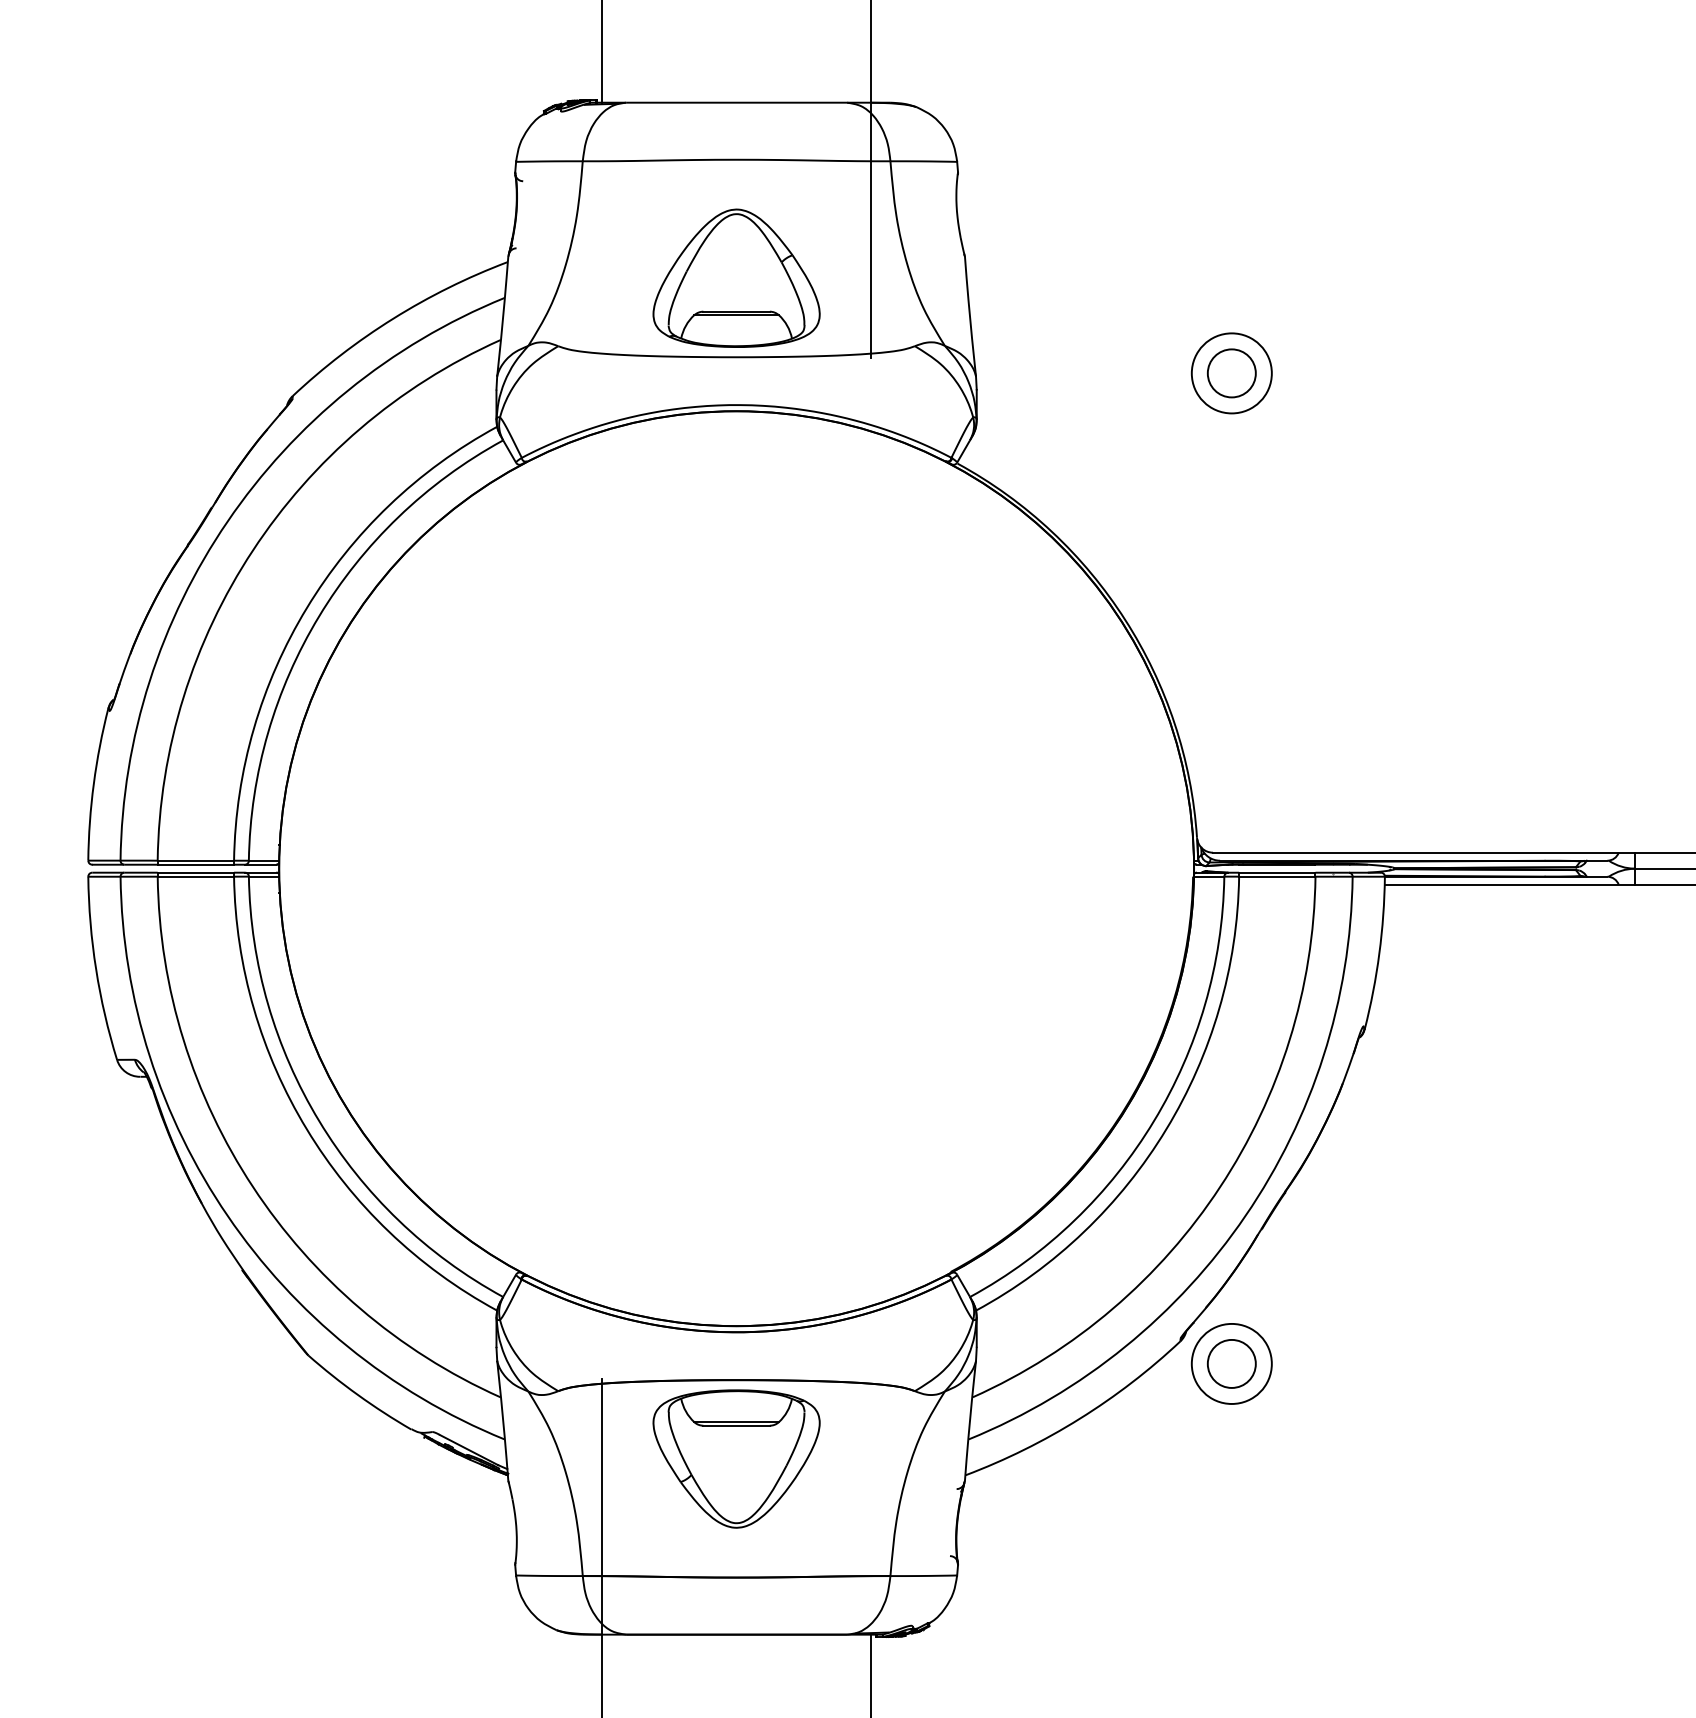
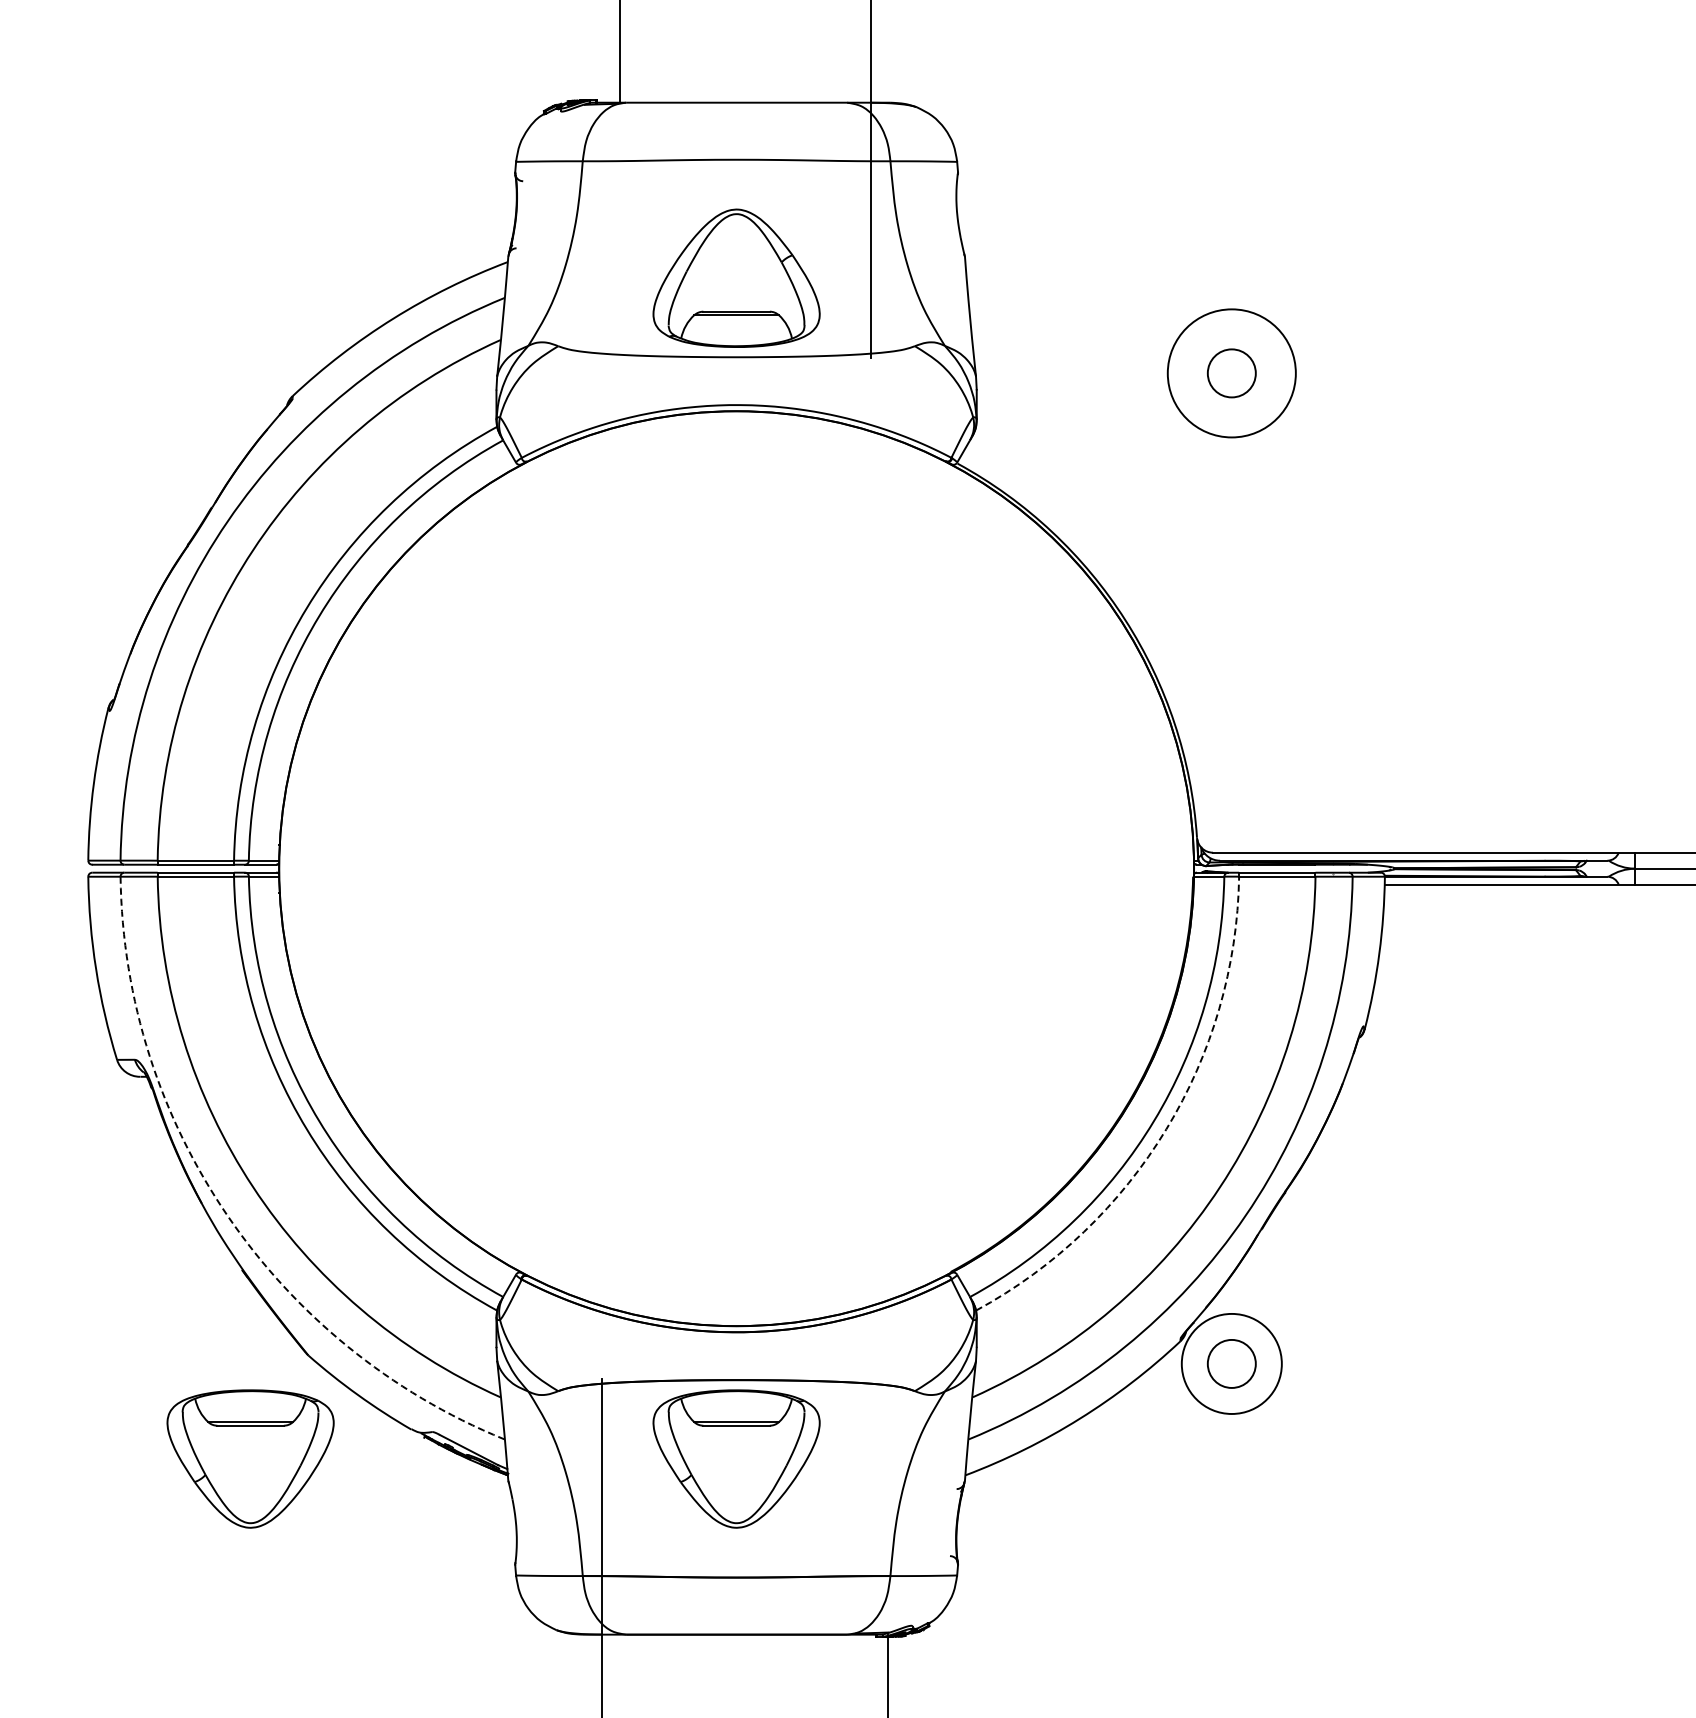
line position: (601, 52) -> (619, 52) (619, 52)
circle diameter: 80 px -> 128 px (1231, 373)
arc: solid -> dashed (1166, 1129)
arc: solid -> dashed (227, 1215)
circle diameter: 80 px -> 100 px (1231, 1363)
part: none -> present (250, 1458)
line position: (871, 1674) -> (888, 1674) (888, 1674)
